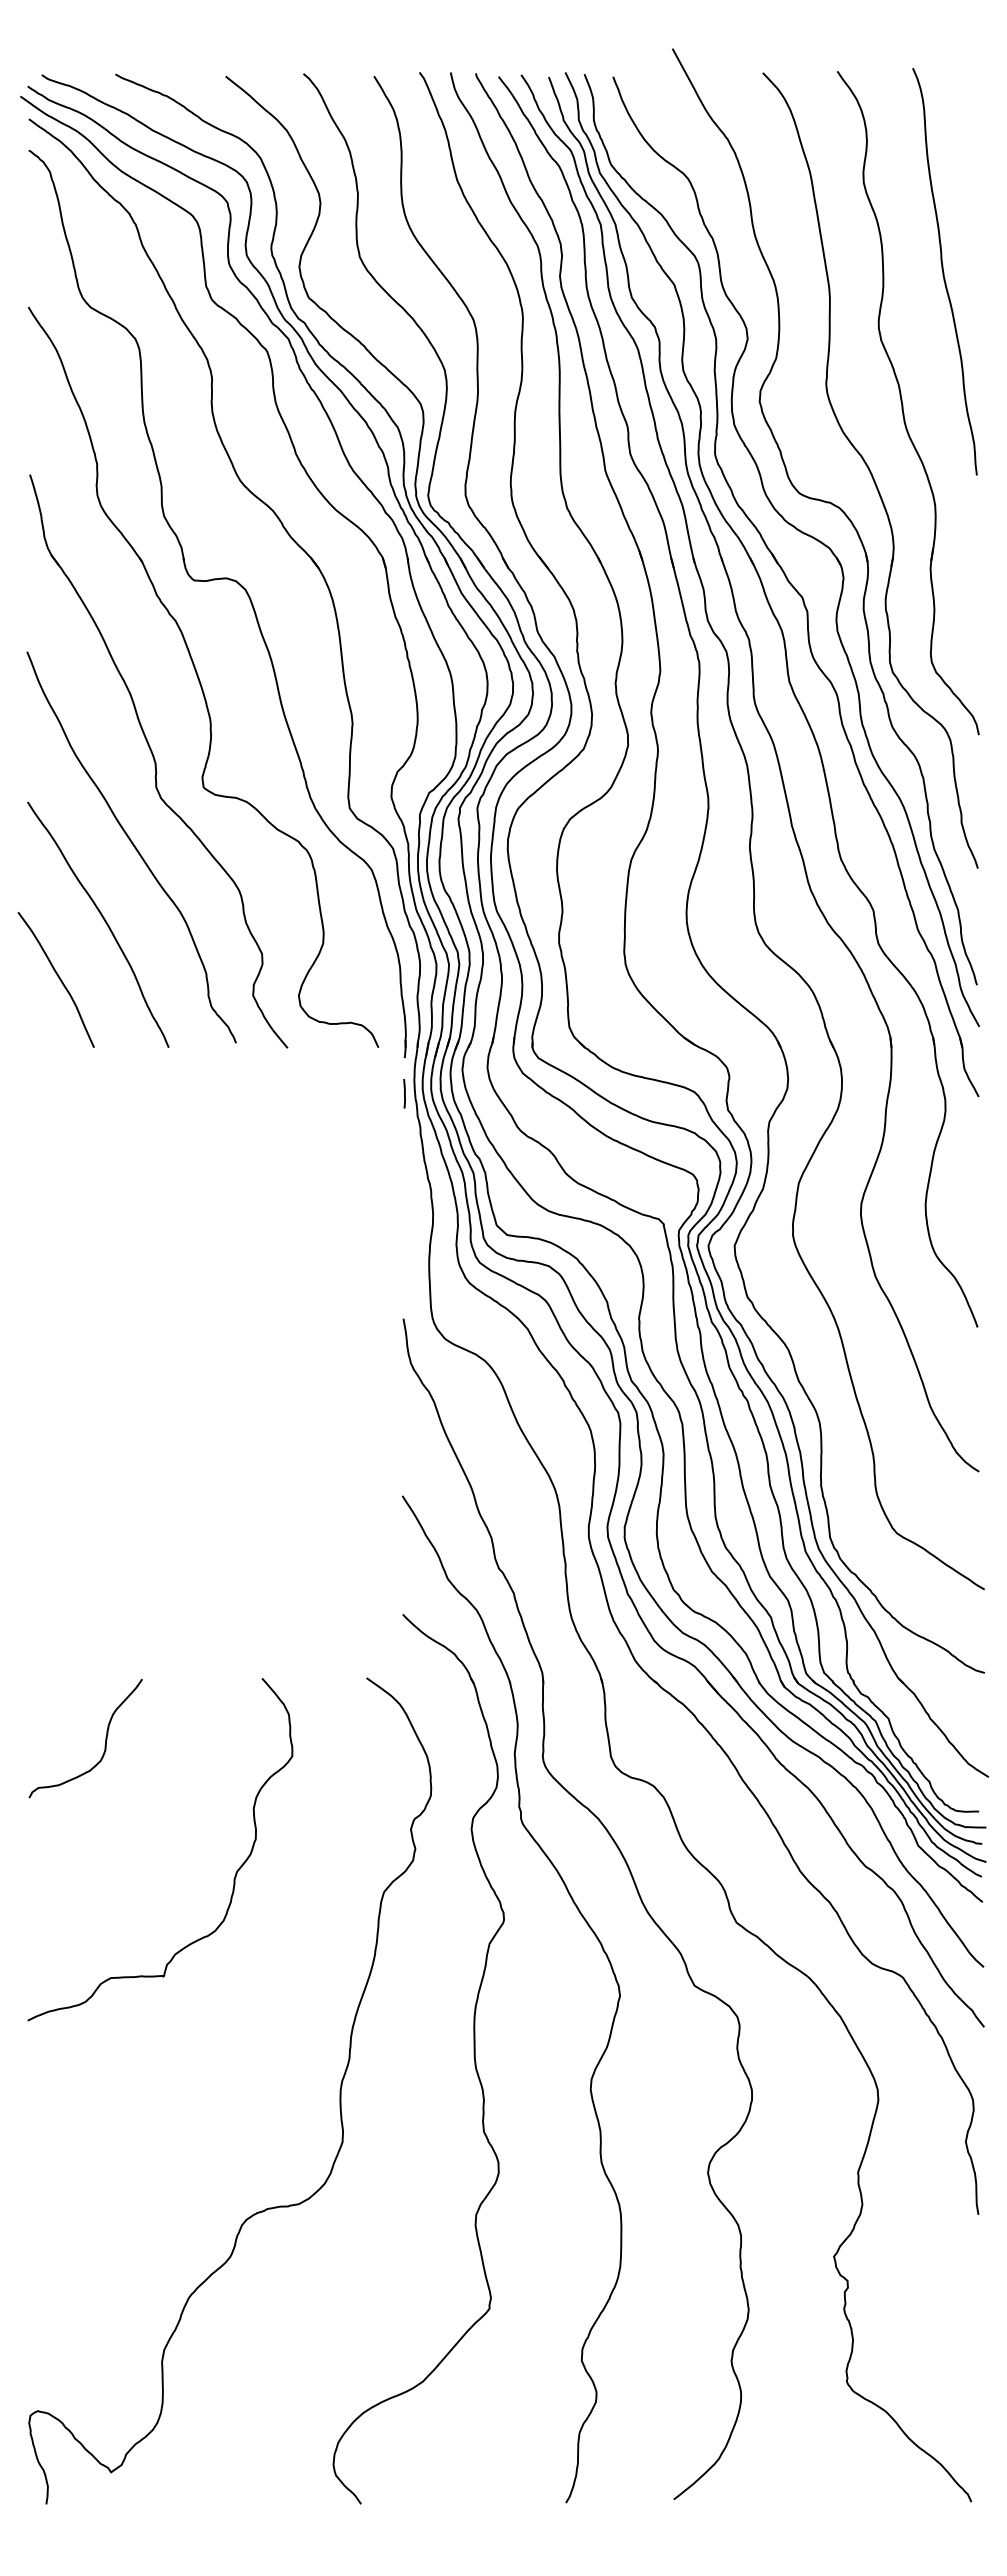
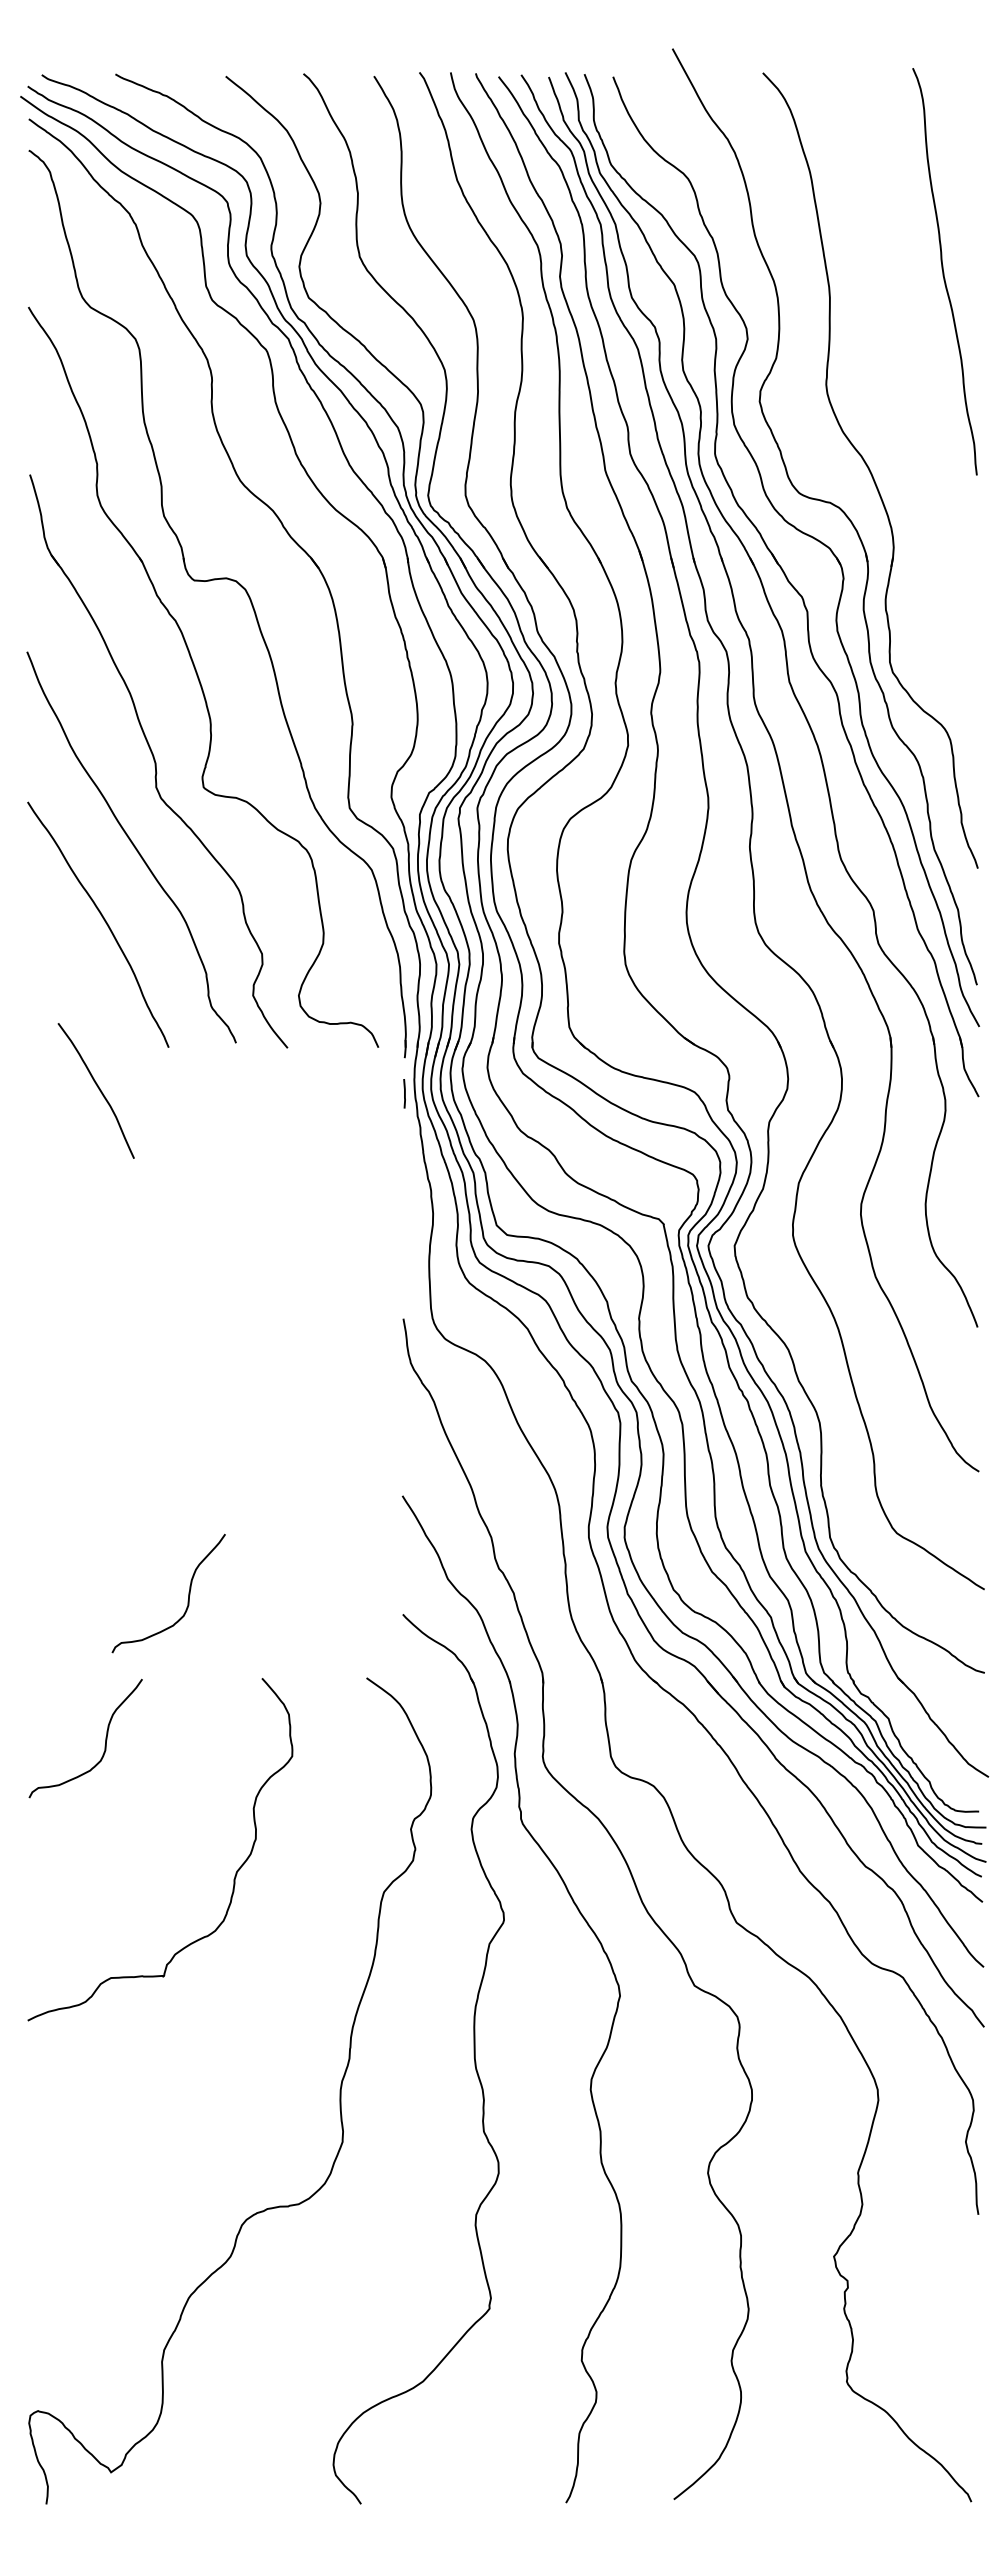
part: present -> none (908, 403)
curve position: (58, 978) -> (98, 1089) (98, 1089)
curve: none -> present (188, 1593)
